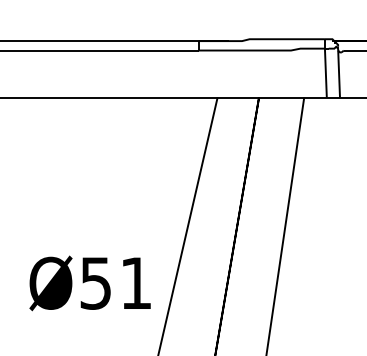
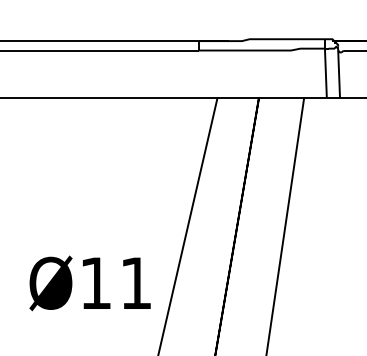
text: Ø51 -> Ø11 (95, 283)
